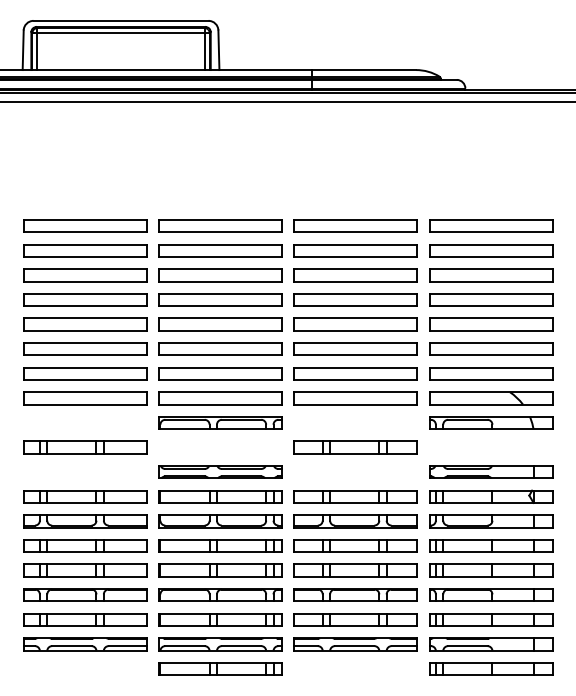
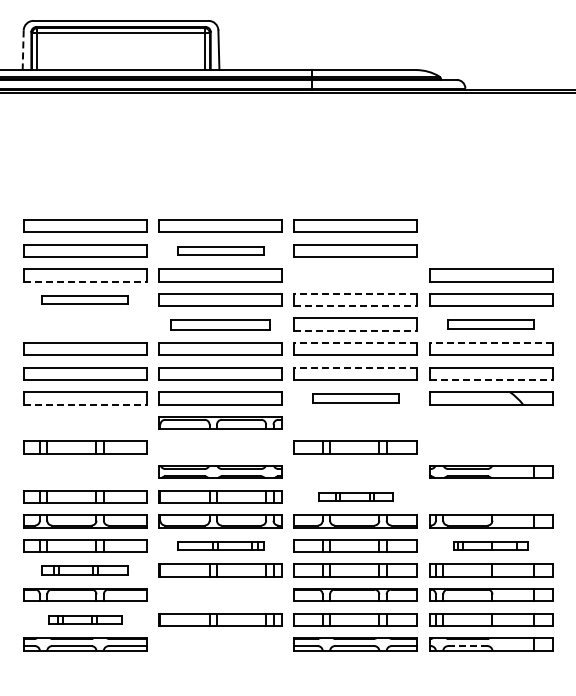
line: solid -> dashed (23, 50)
line: present -> none (287, 102)
part: present -> none (491, 225)
part size: 125x14 px -> 88x10 px (220, 250)
part: present -> none (491, 250)
part: present -> none (355, 275)
line: solid -> dashed (85, 281)
line: solid -> dashed (355, 293)
part size: 125x14 px -> 88x10 px (84, 299)
line: solid -> dashed (356, 306)
part: present -> none (85, 324)
part size: 125x15 px -> 101x12 px (220, 324)
part size: 125x15 px -> 88x11 px (490, 324)
line: solid -> dashed (356, 330)
line: solid -> dashed (355, 343)
line: solid -> dashed (490, 343)
line: solid -> dashed (355, 367)
line: solid -> dashed (491, 379)
part size: 125x15 px -> 88x11 px (355, 398)
line: solid -> dashed (85, 404)
part: present -> none (491, 422)
part size: 125x14 px -> 76x10 px (355, 496)
part: present -> none (491, 496)
part size: 125x14 px -> 88x10 px (220, 545)
part size: 125x14 px -> 76x10 px (490, 545)
part size: 125x15 px -> 88x11 px (84, 570)
part: present -> none (220, 594)
part size: 125x14 px -> 75x10 px (85, 619)
part: present -> none (220, 644)
line: solid -> dashed (467, 646)
part: present -> none (220, 668)
part: present -> none (491, 668)
